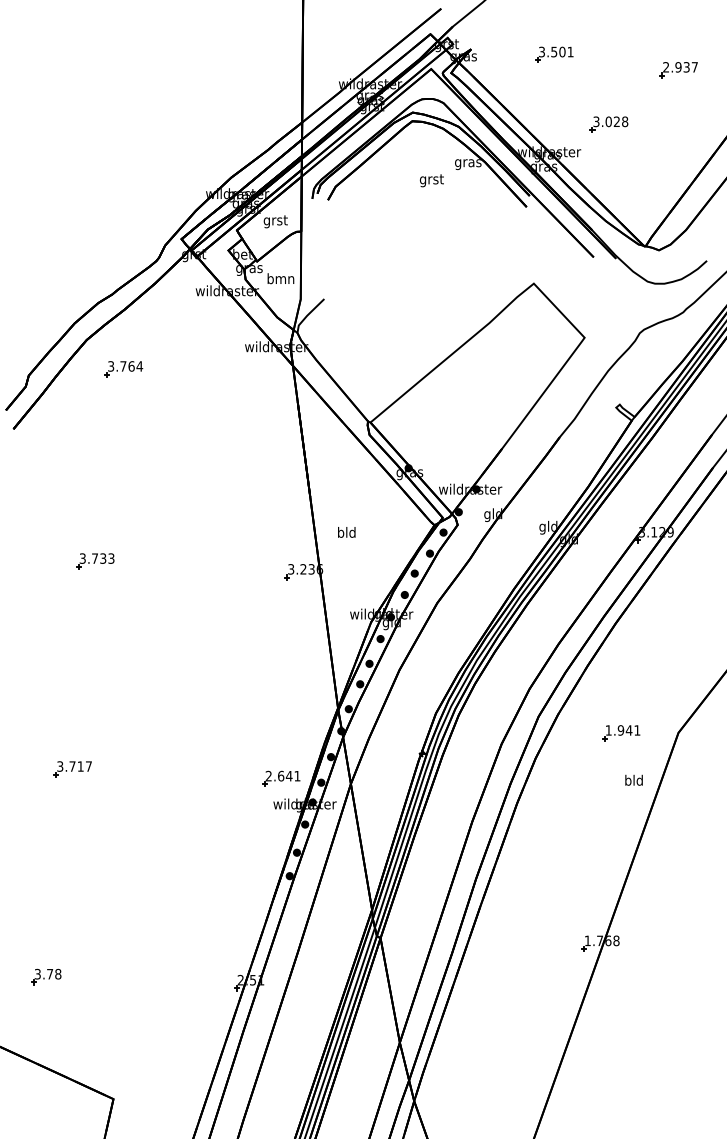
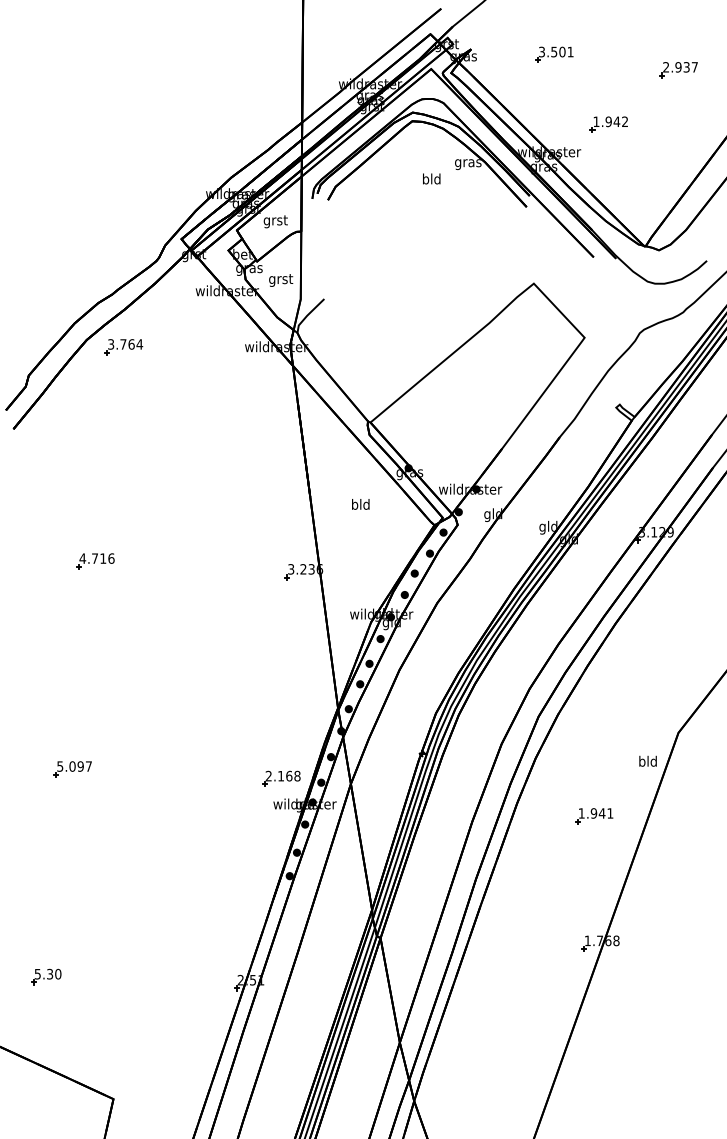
text: 3.028 -> 1.942 (610, 121)
text: grst -> bld (431, 180)
text: bmn -> grst (280, 279)
part position: (123, 369) -> (123, 347) (123, 347)
text position: (346, 532) -> (360, 504) (360, 504)
text: 3.733 -> 4.716 (96, 558)
part position: (621, 733) -> (594, 816) (594, 816)
text: 3.717 -> 5.097 (70, 766)
text: 2.641 -> 2.168 (289, 775)
text position: (633, 779) -> (647, 760) (647, 760)
text: 3.78 -> 5.30 (48, 973)
